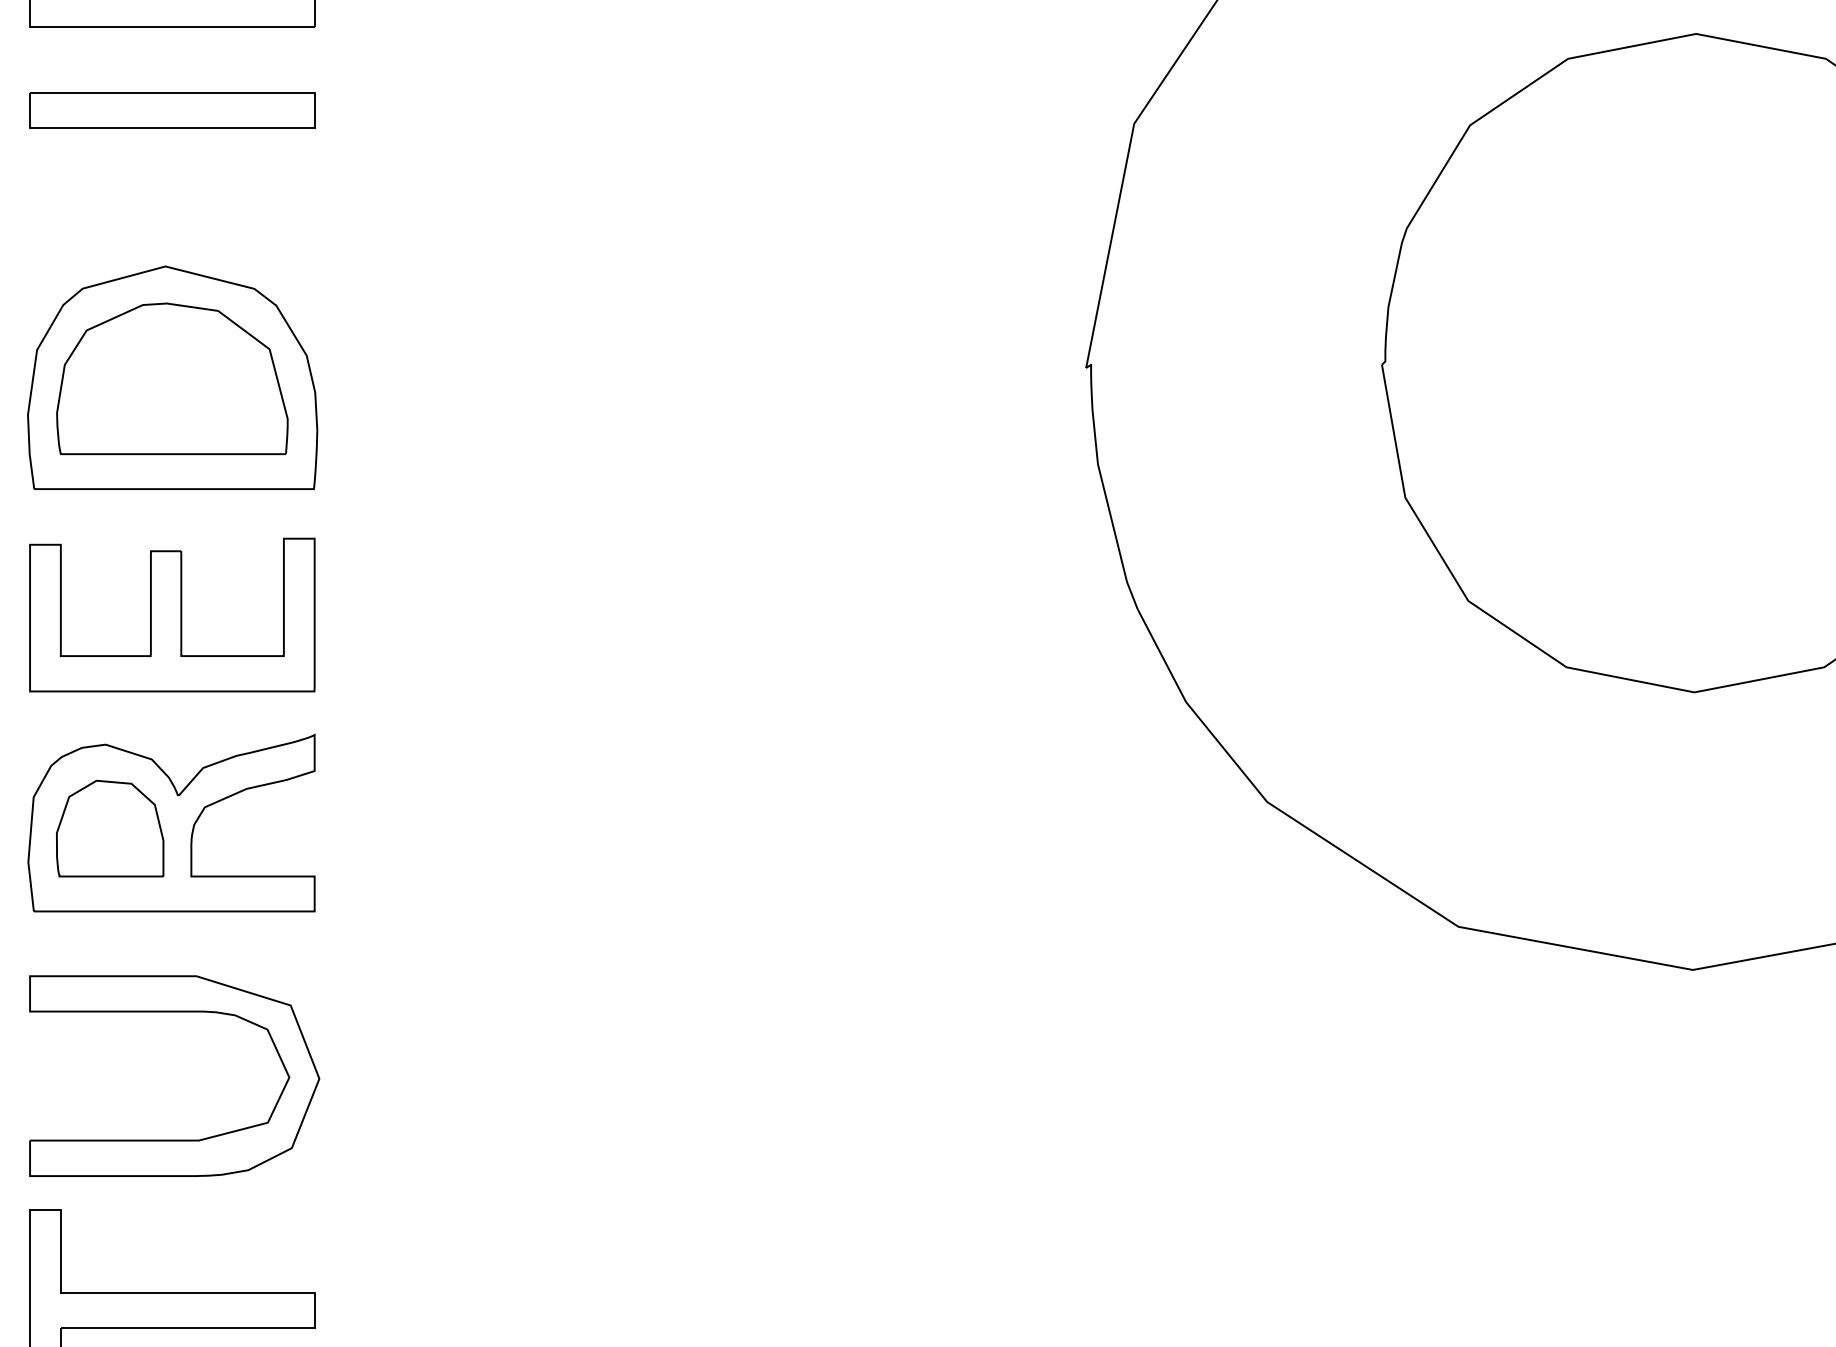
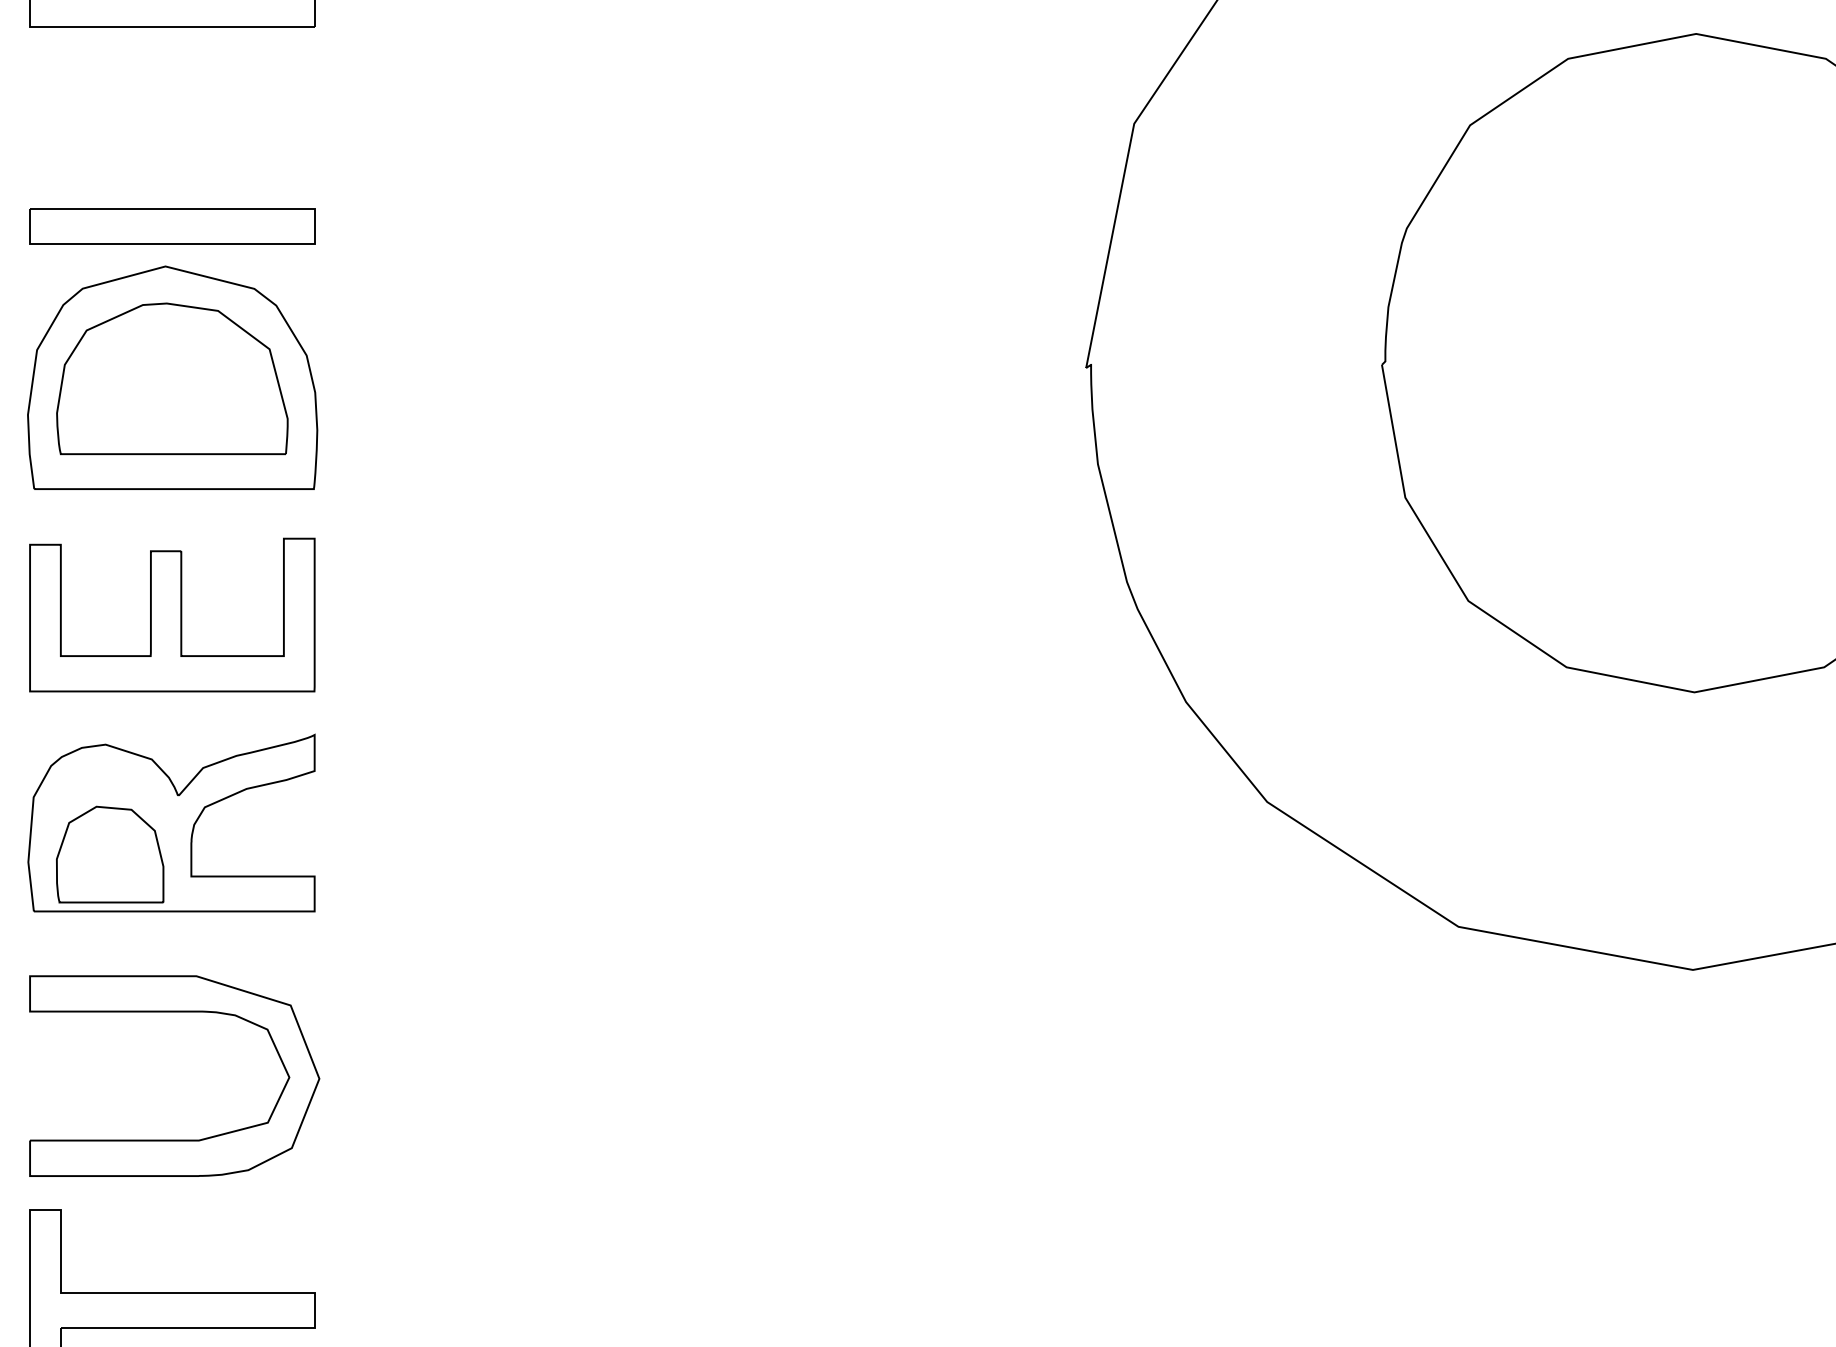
part position: (172, 110) -> (172, 226) (172, 226)
part position: (110, 828) -> (110, 854) (110, 854)
